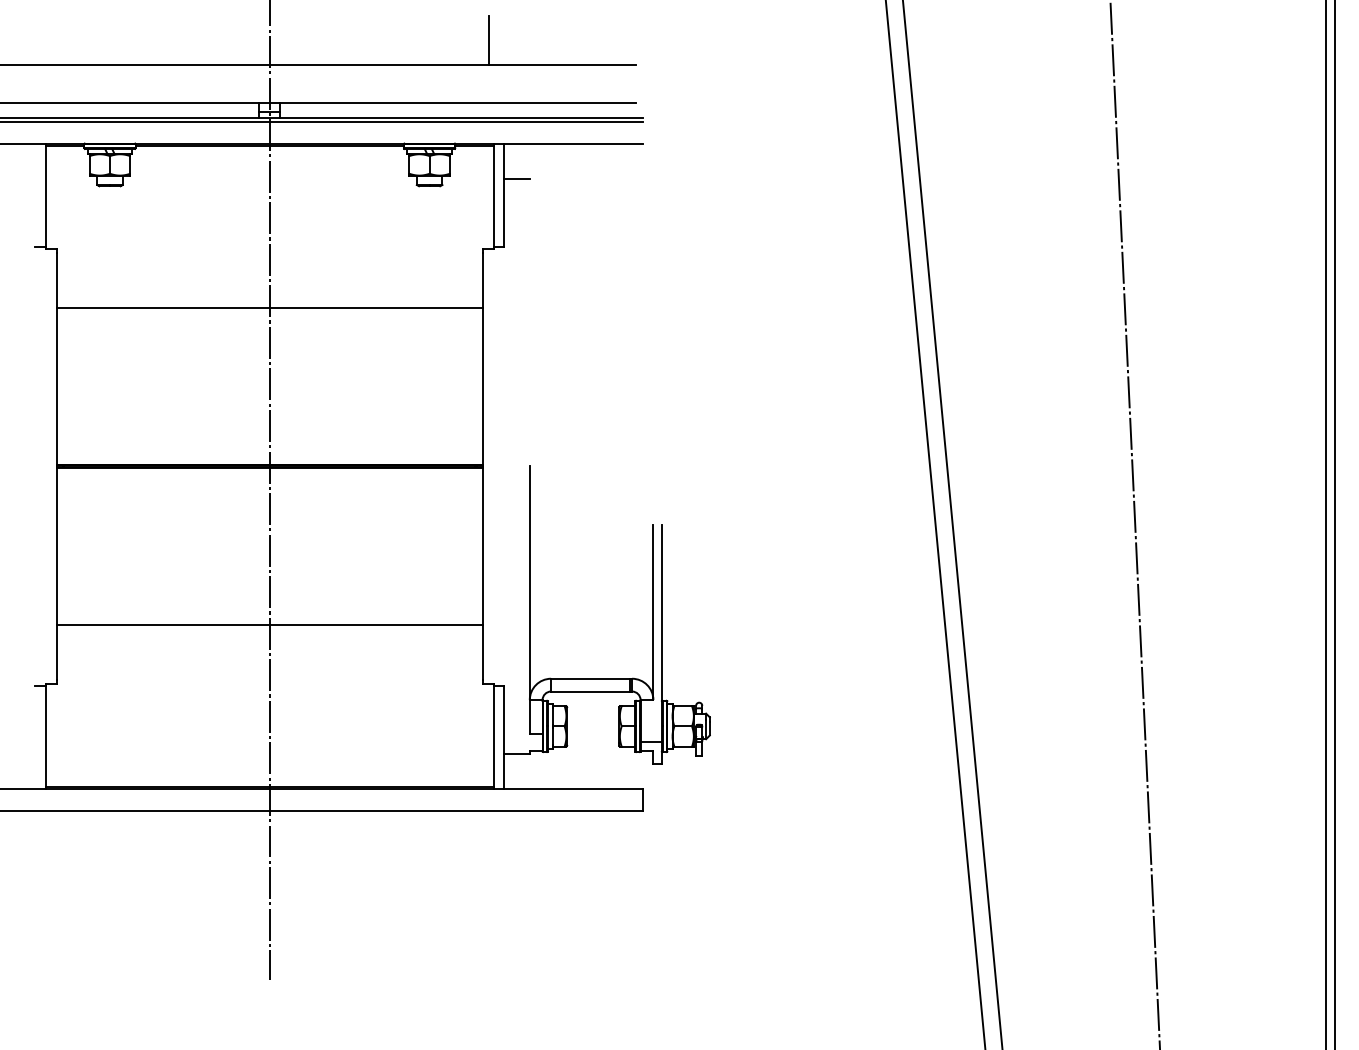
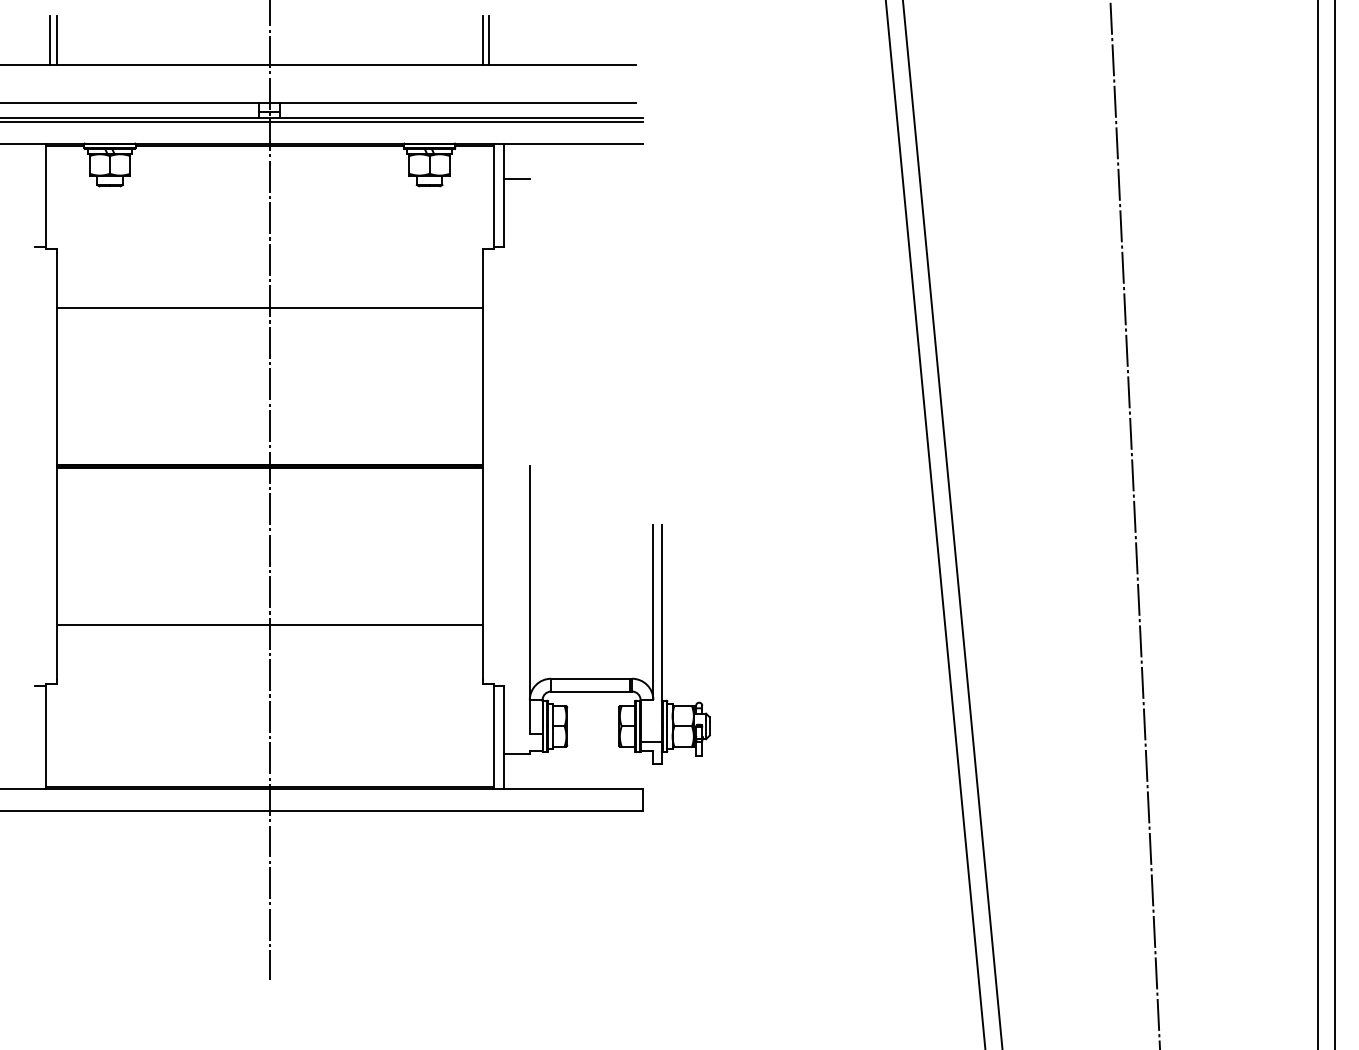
line: none -> present (50, 39)
line: none -> present (56, 39)
line: none -> present (482, 39)
line position: (1326, 524) -> (1318, 524) (1318, 524)
